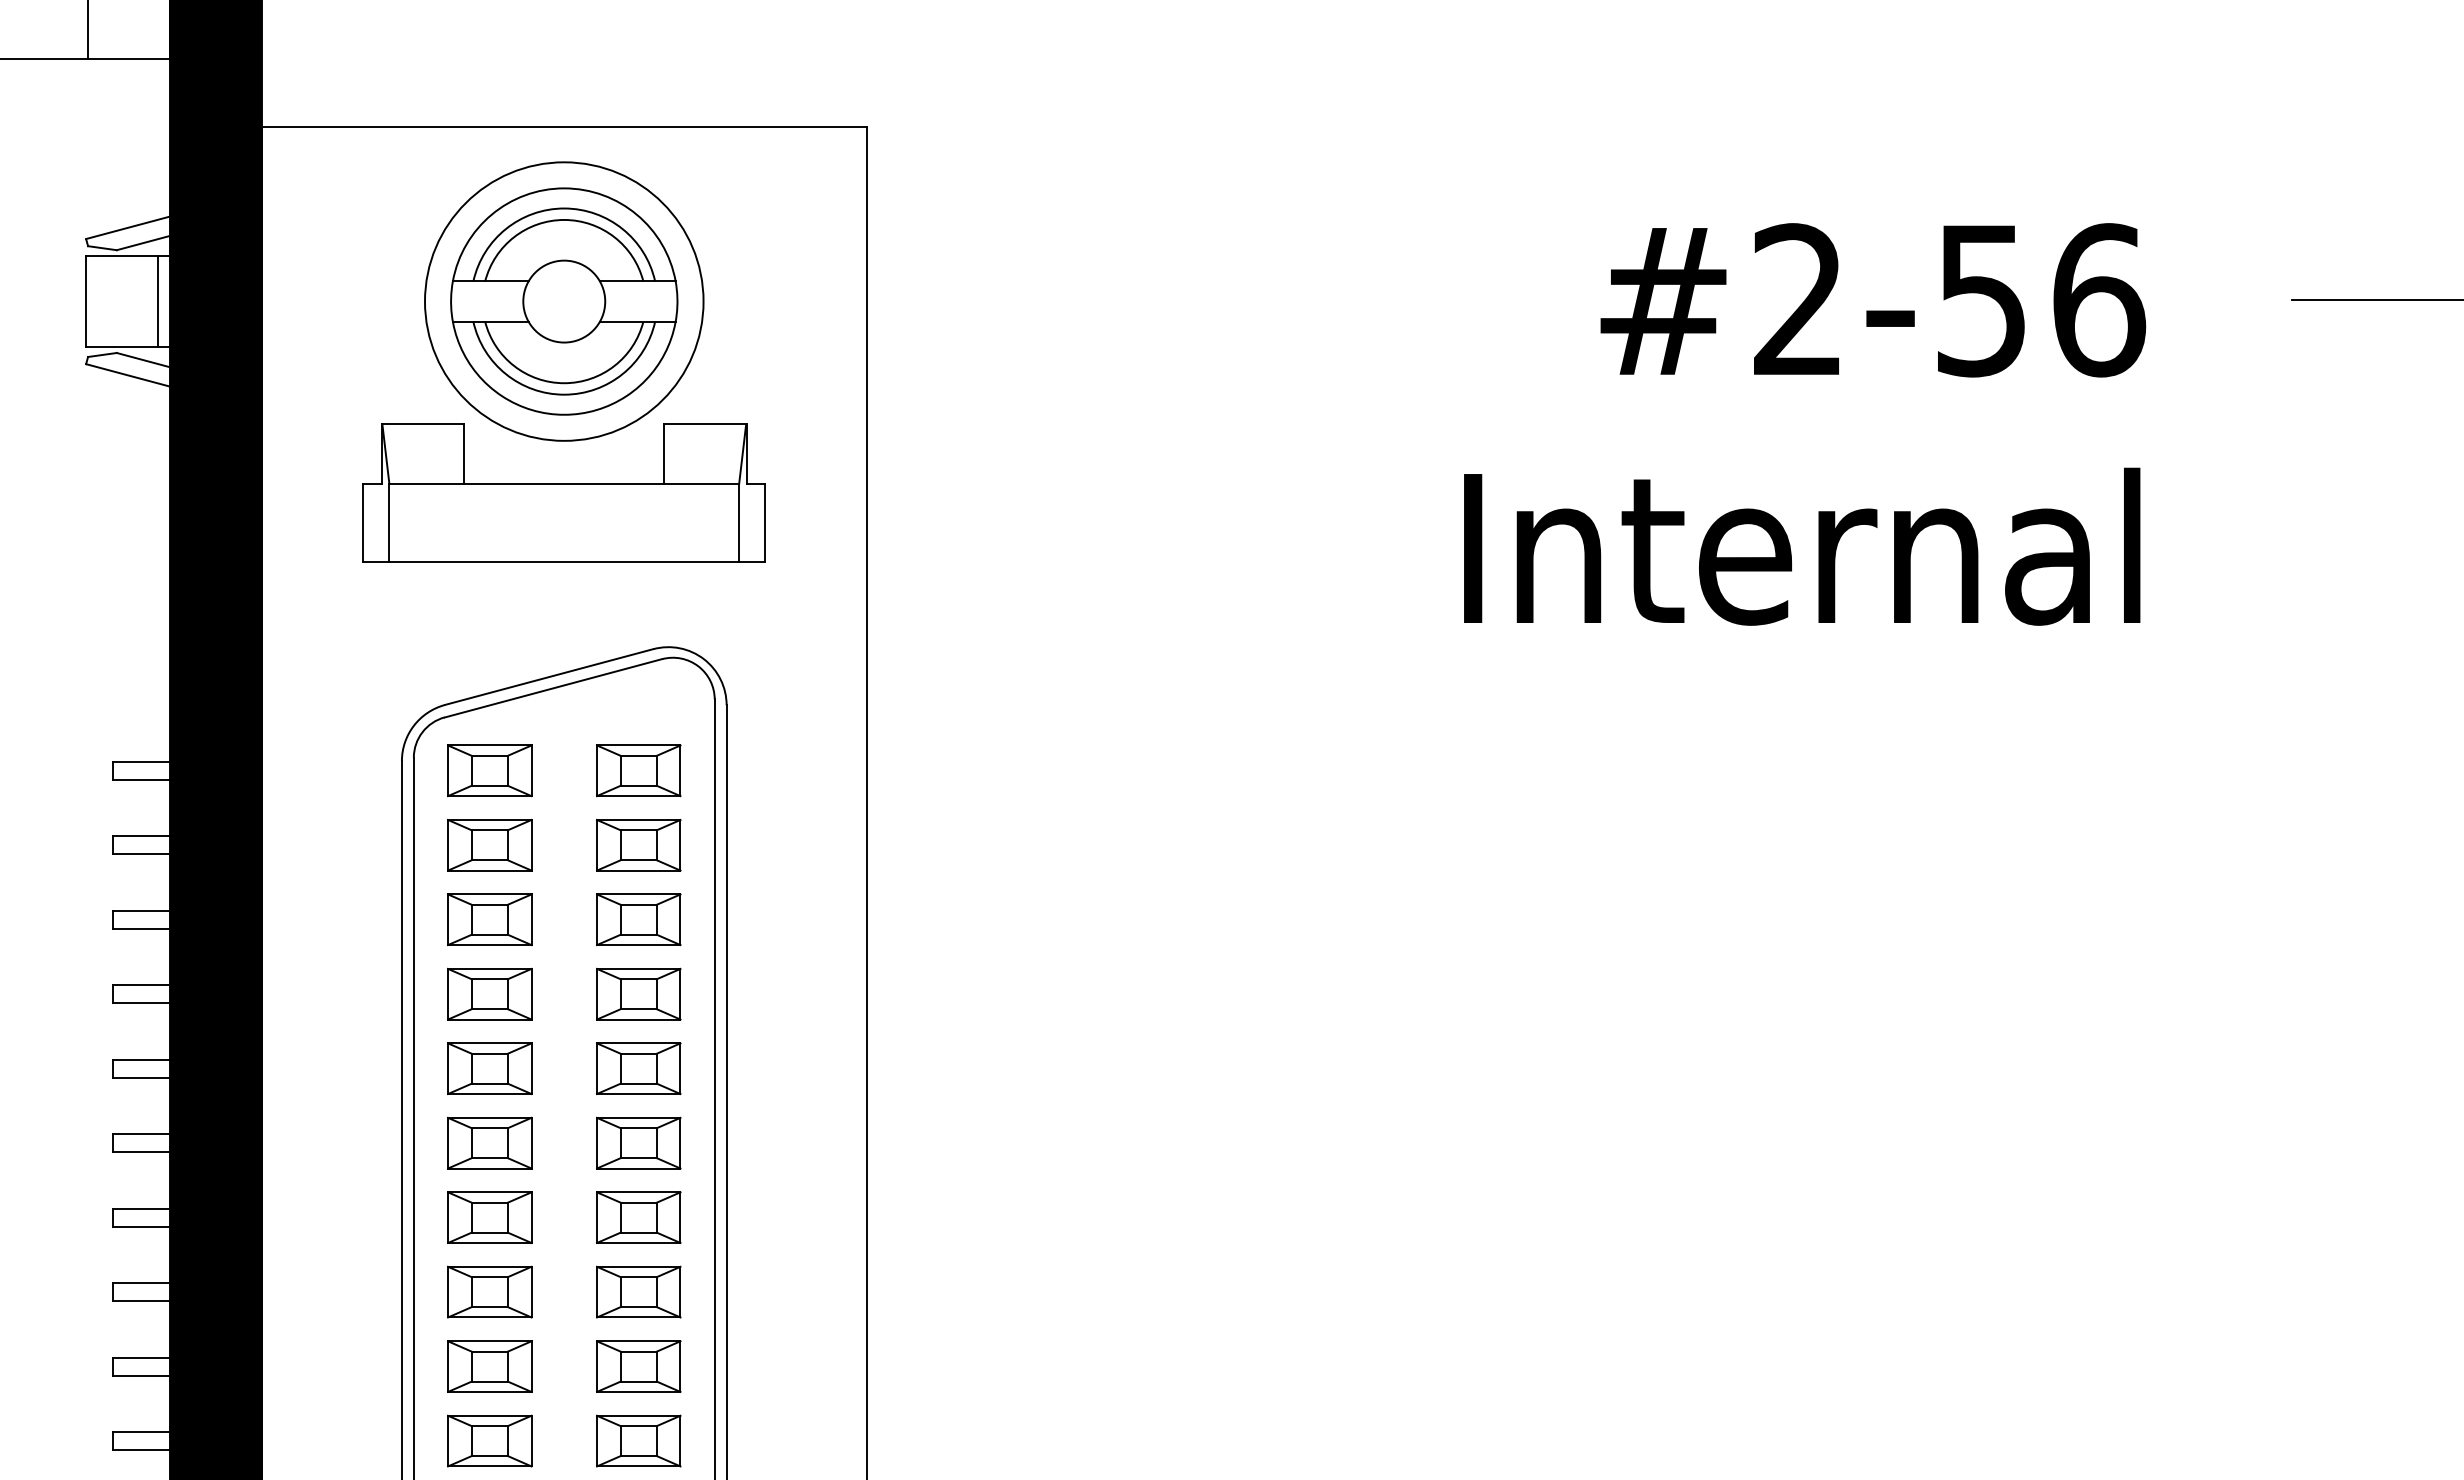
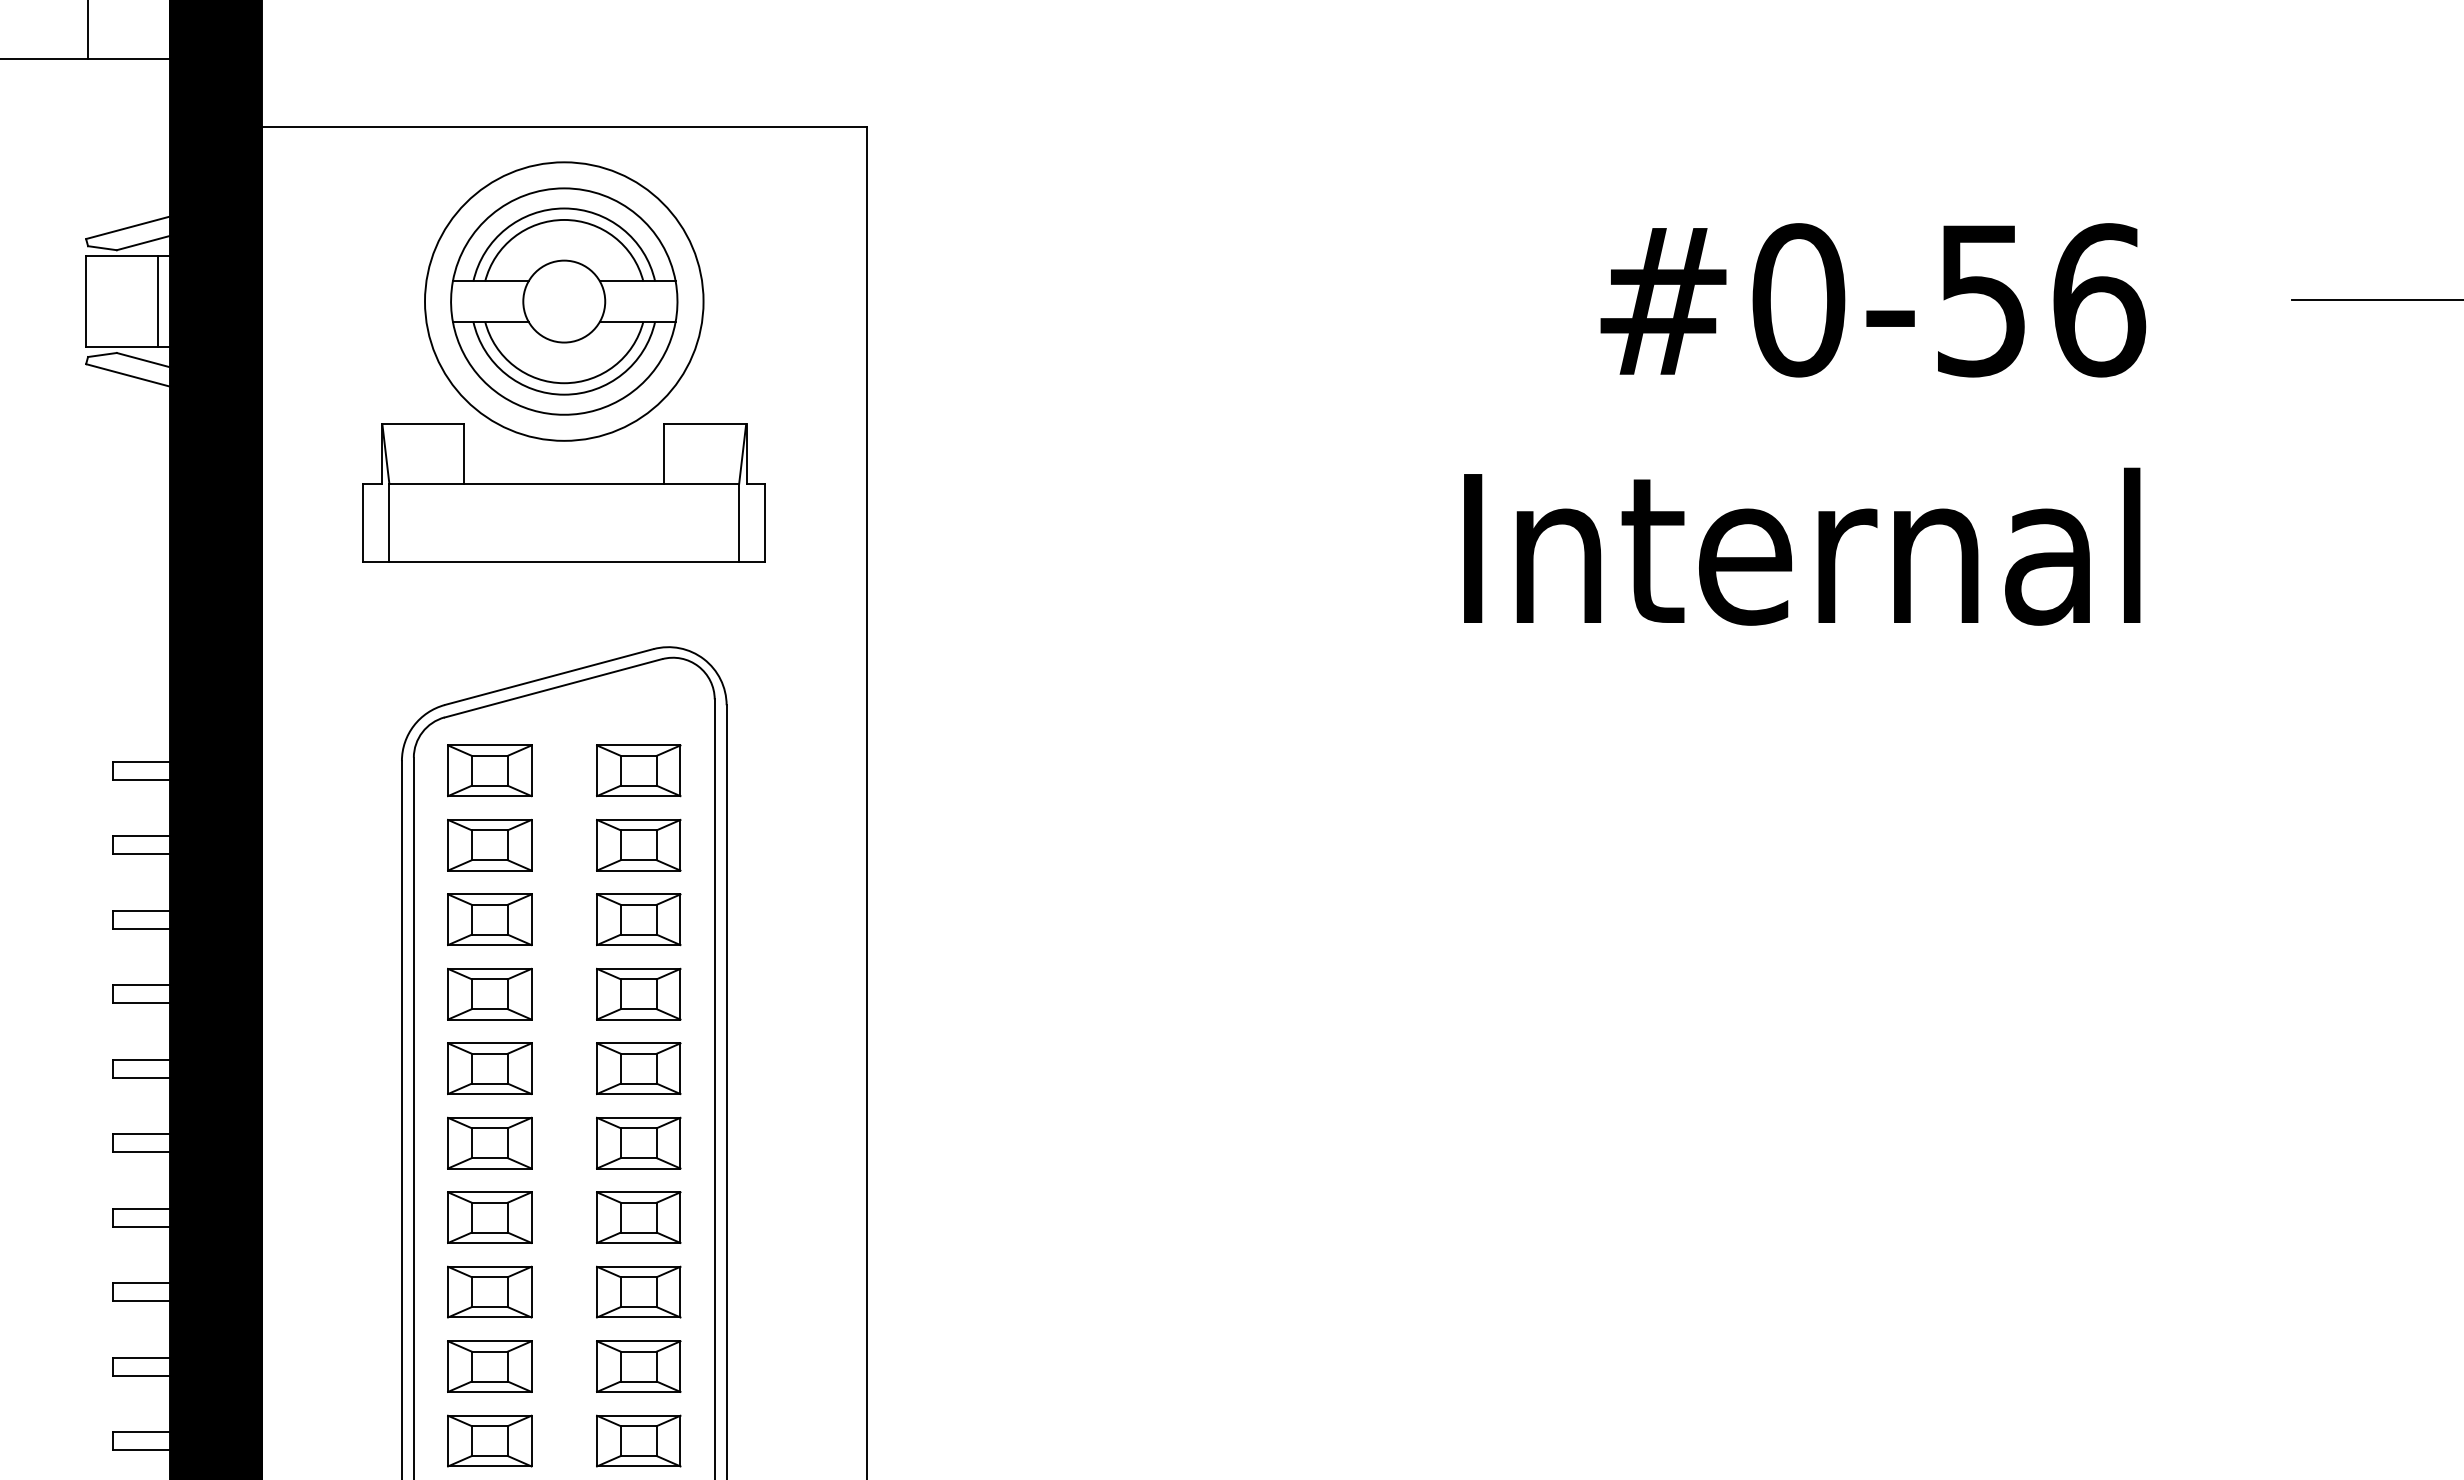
text: #2-56 -> #0-56 (1798, 300)
